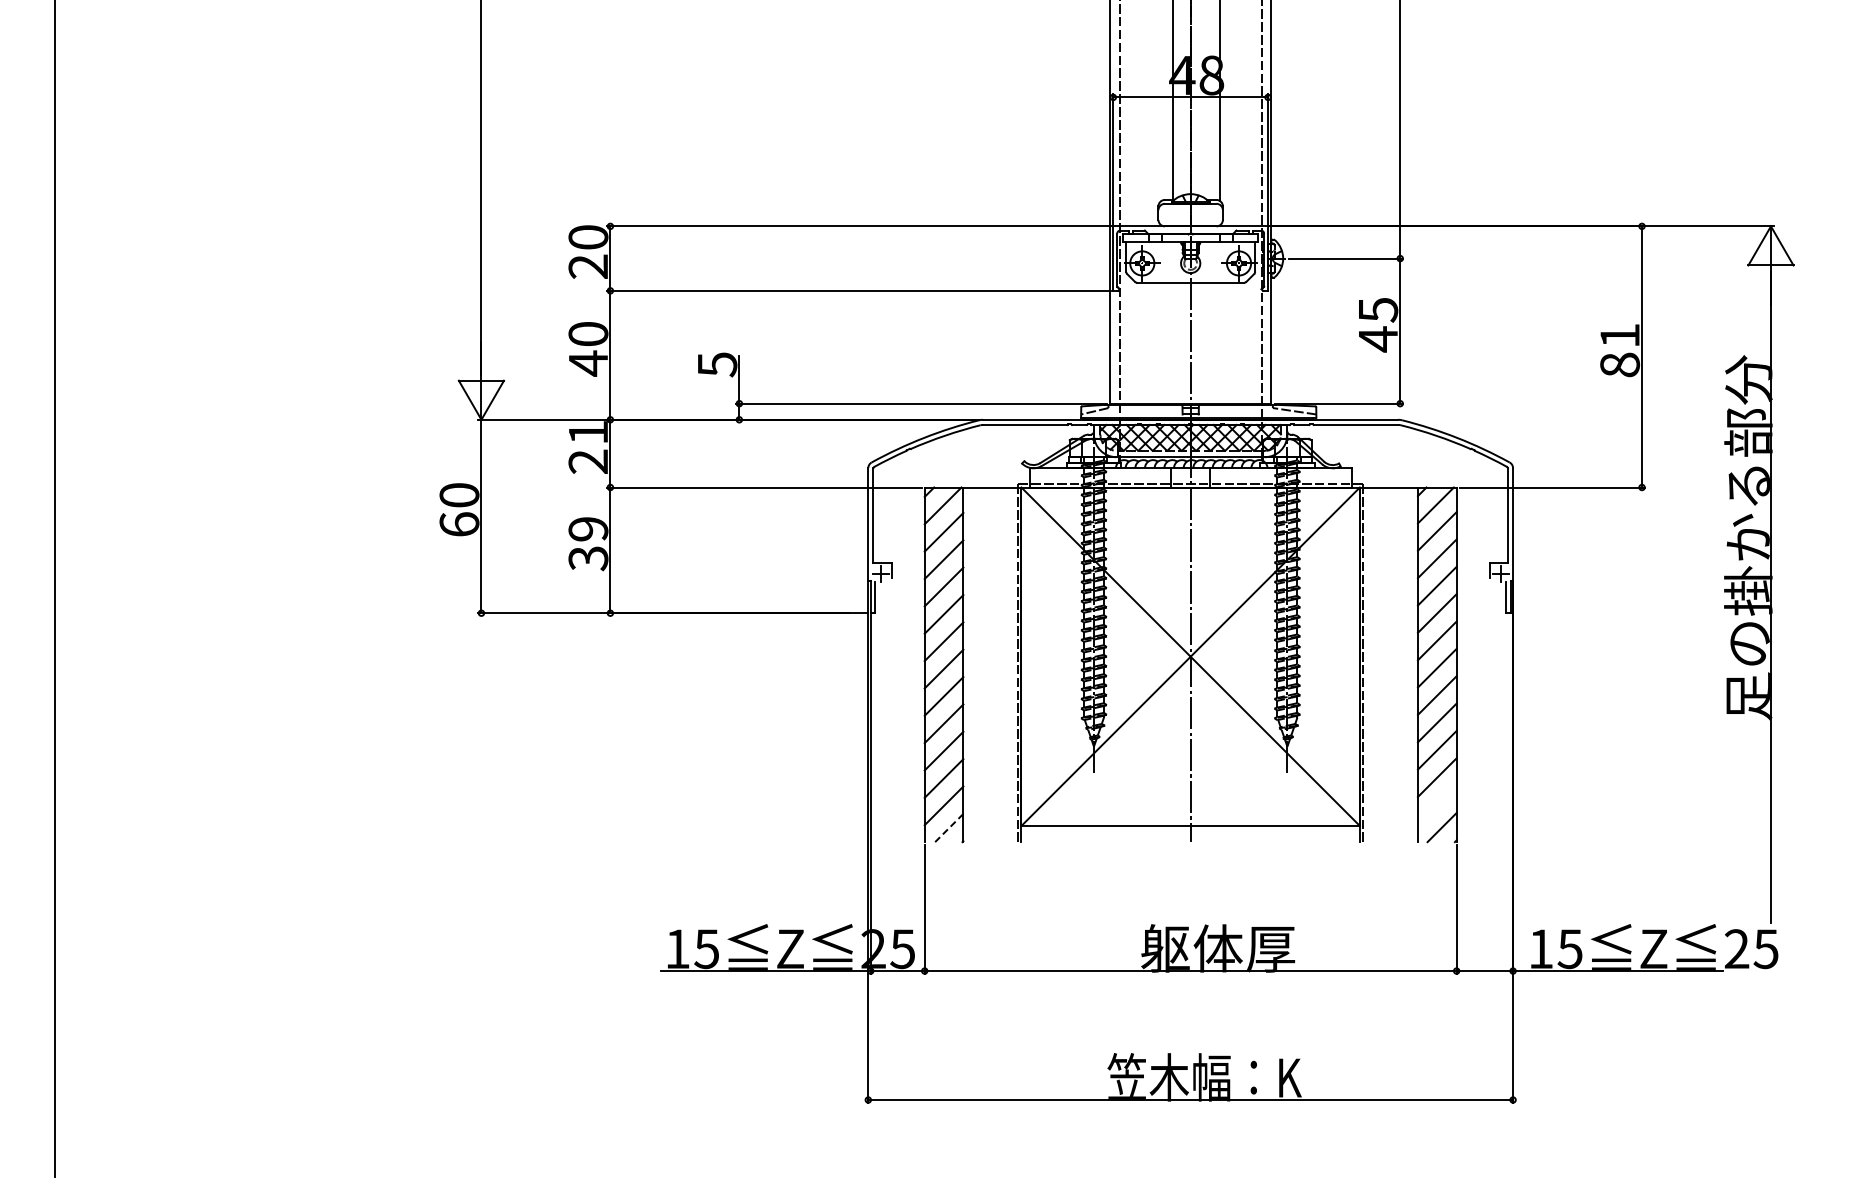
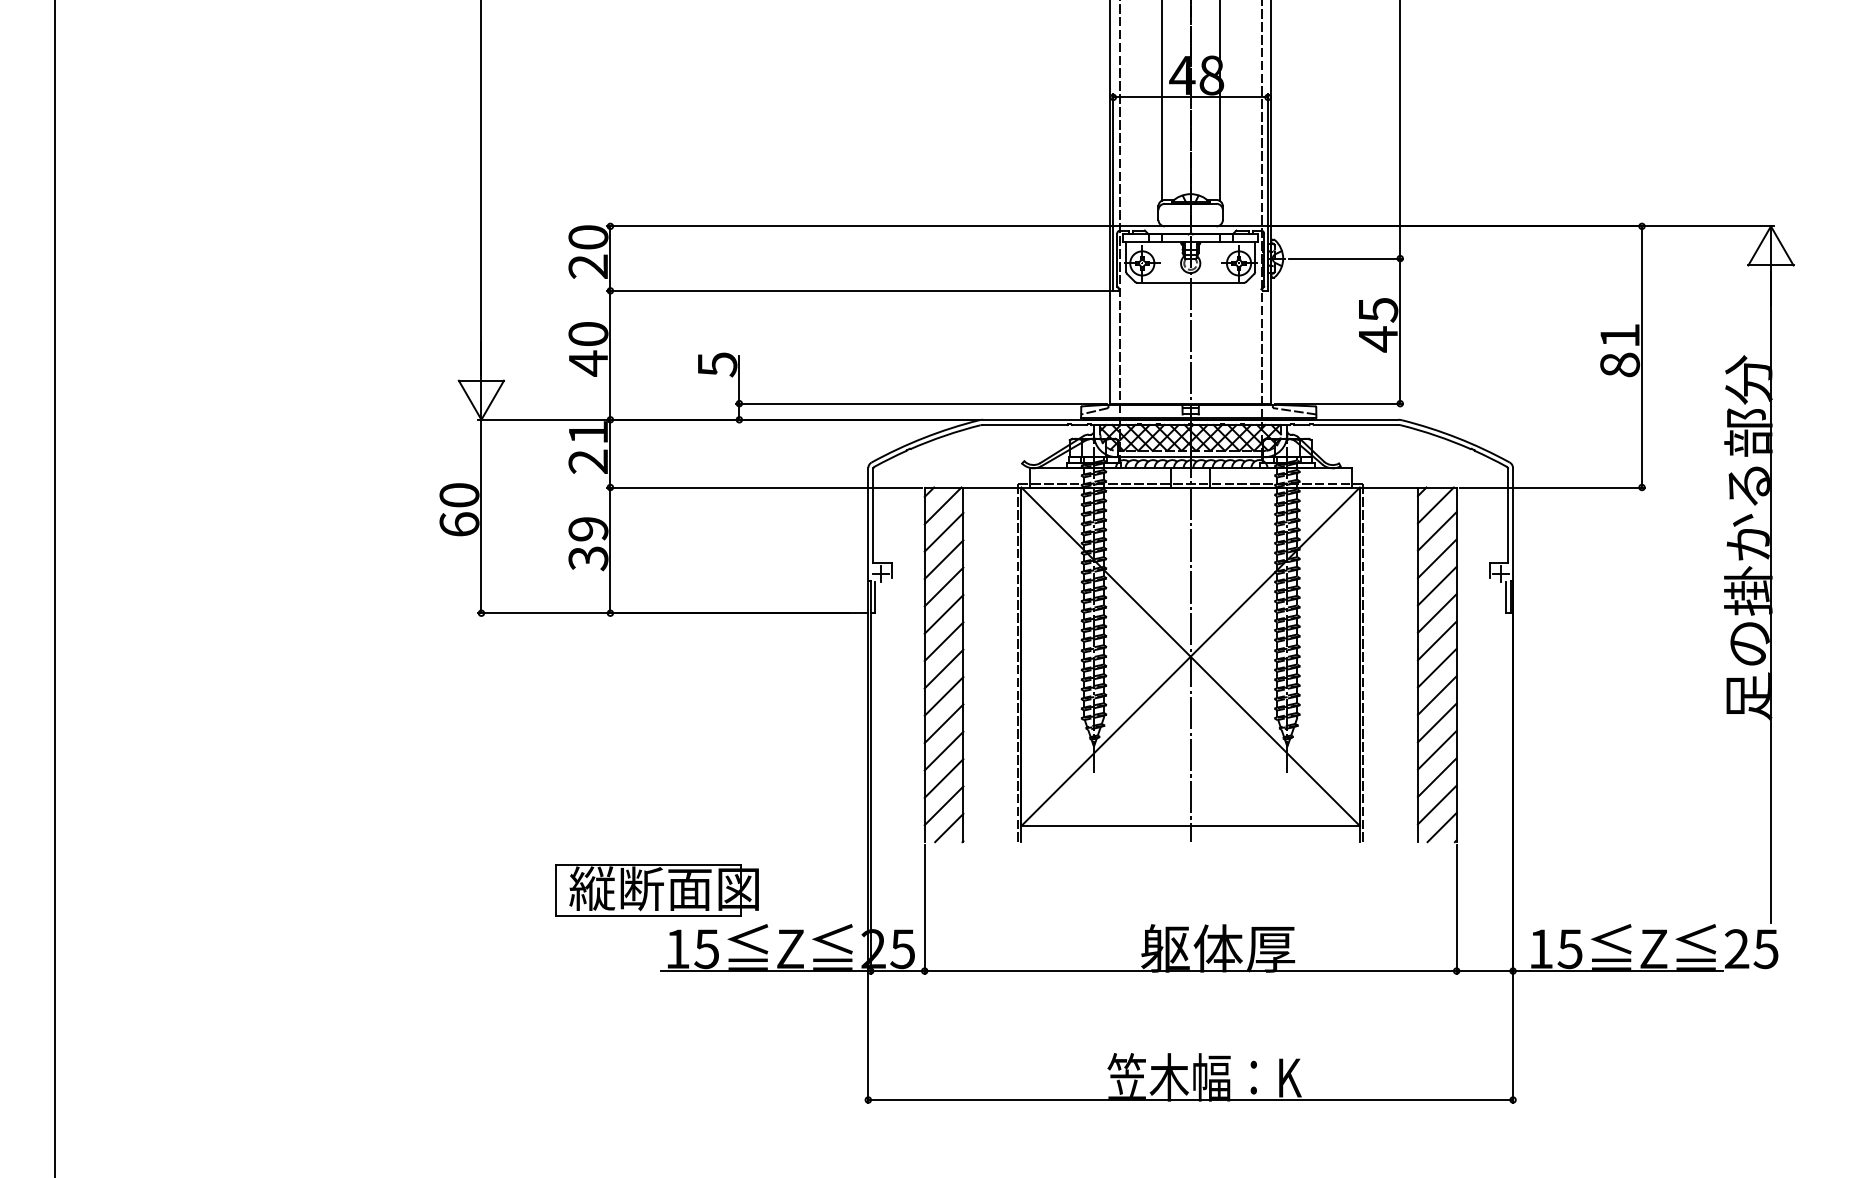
line position: (1172, 101) -> (1161, 101) (1161, 101)
line: none -> present (1436, 804)
line: dashed -> solid (949, 828)
part: none -> present (656, 890)
